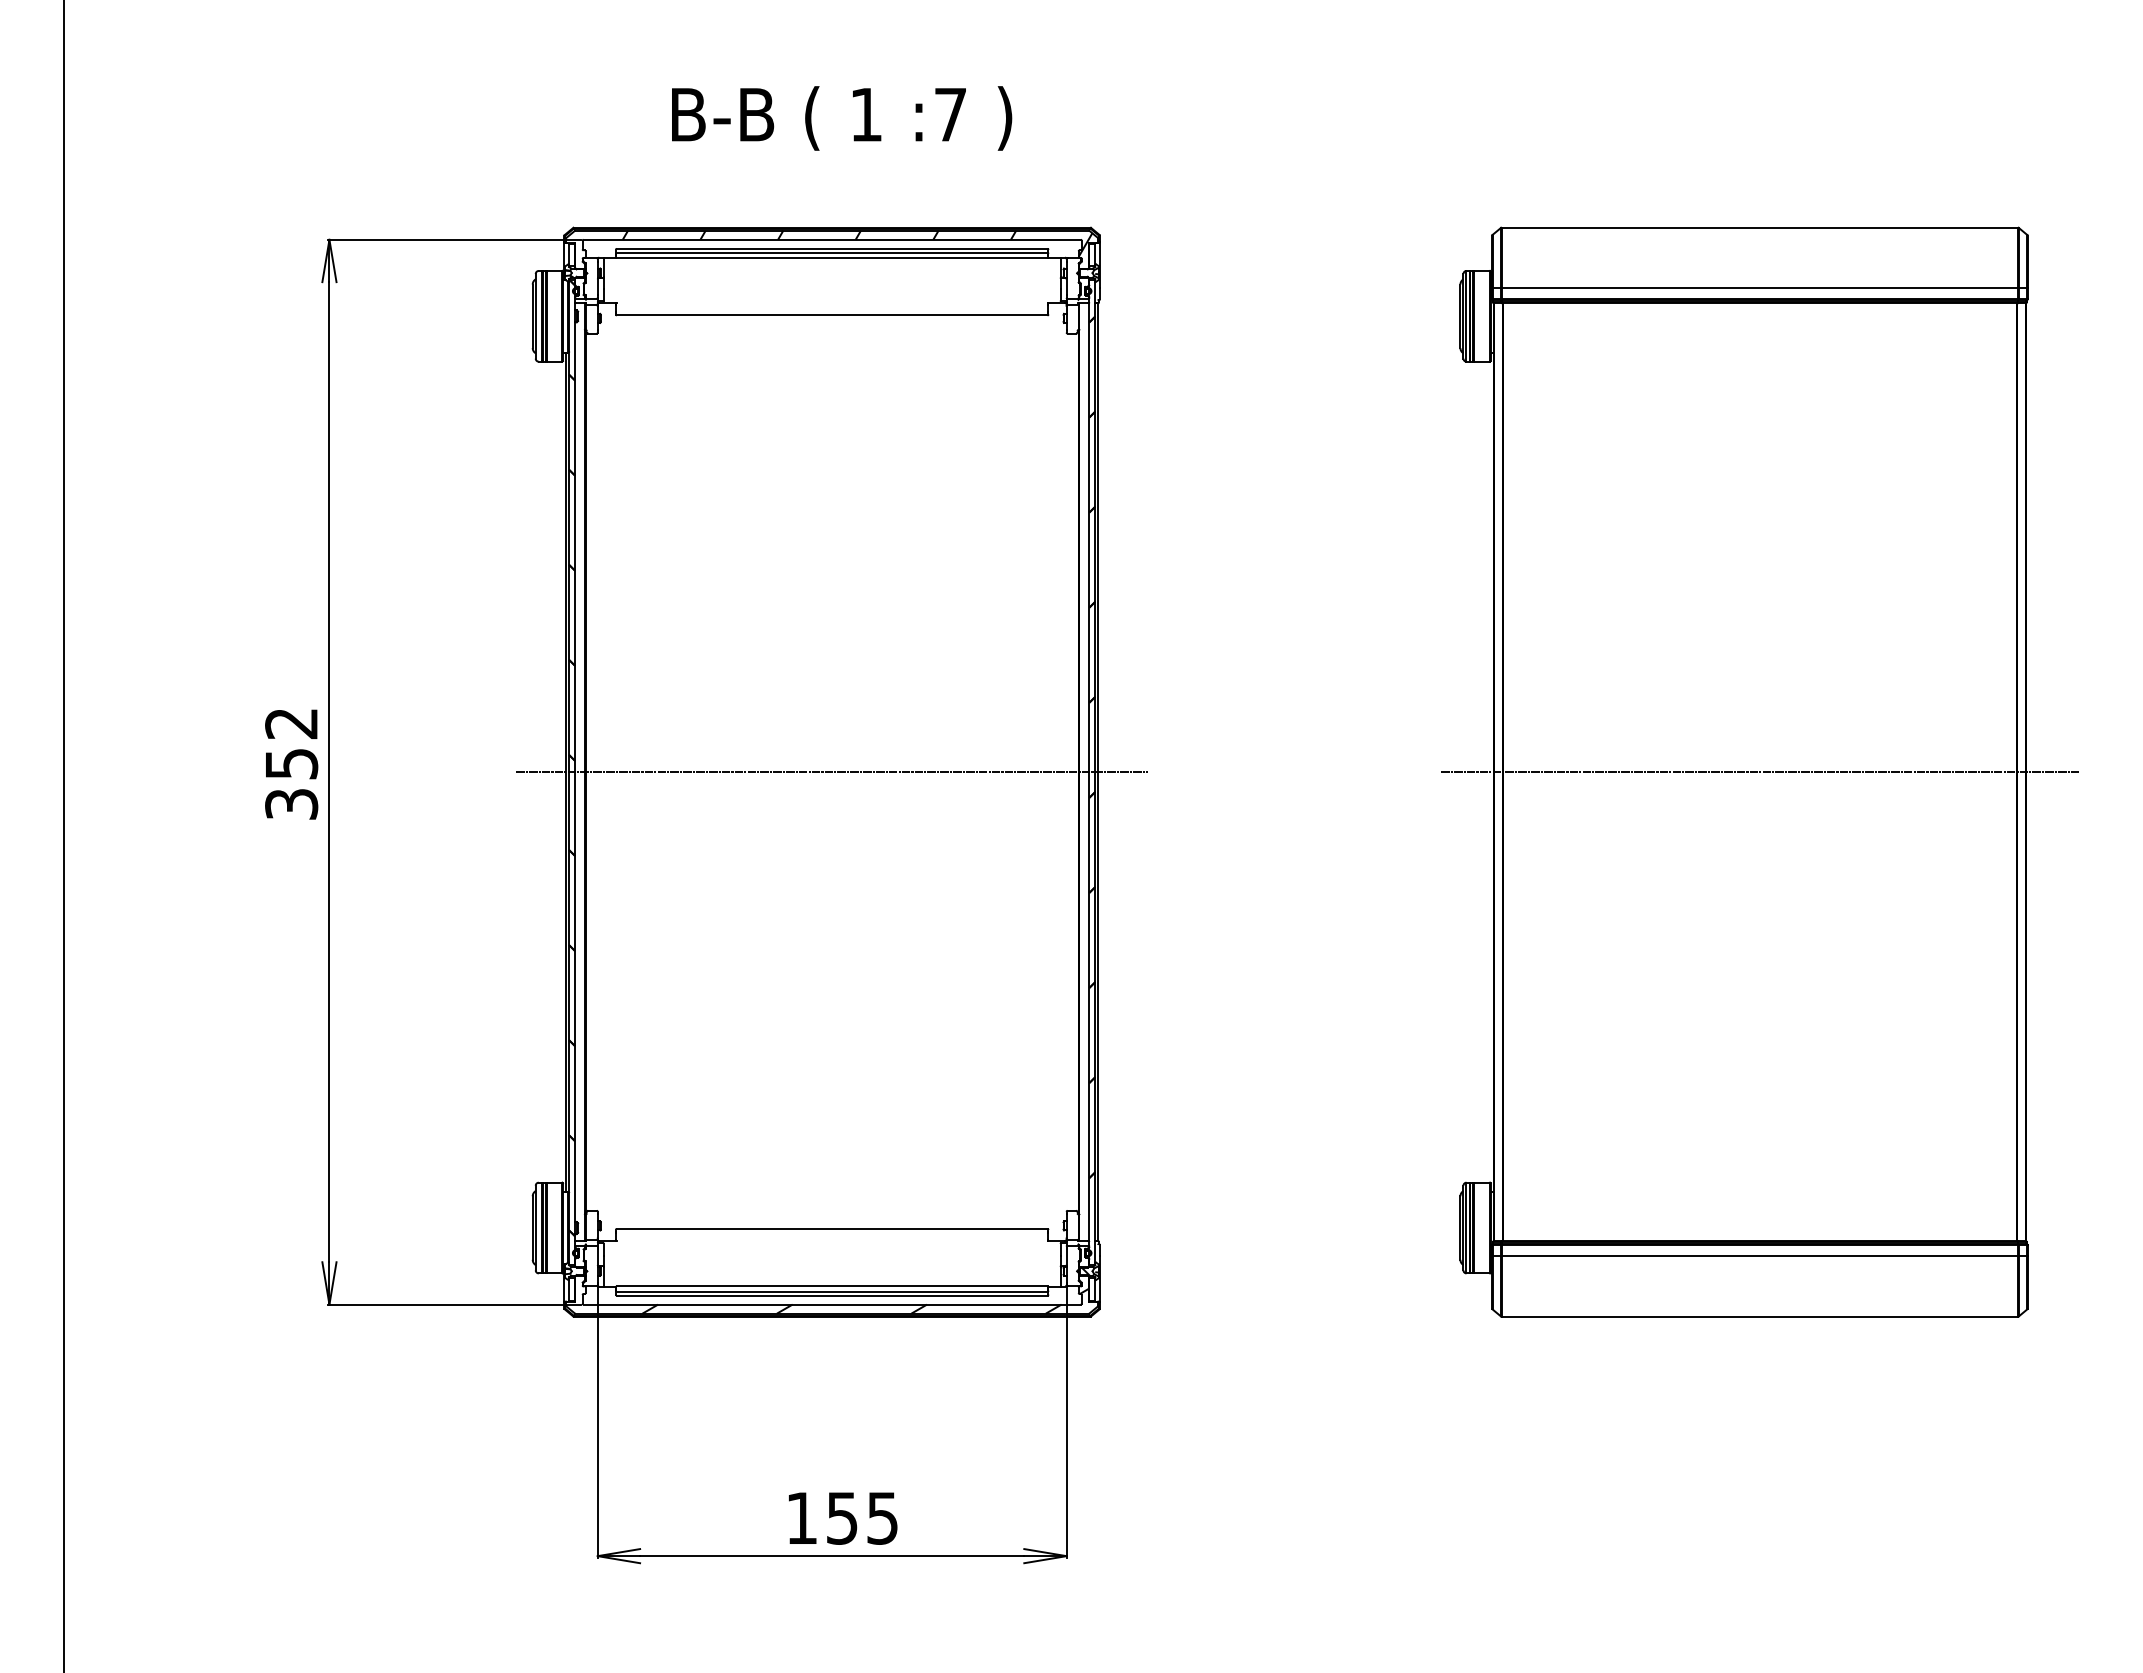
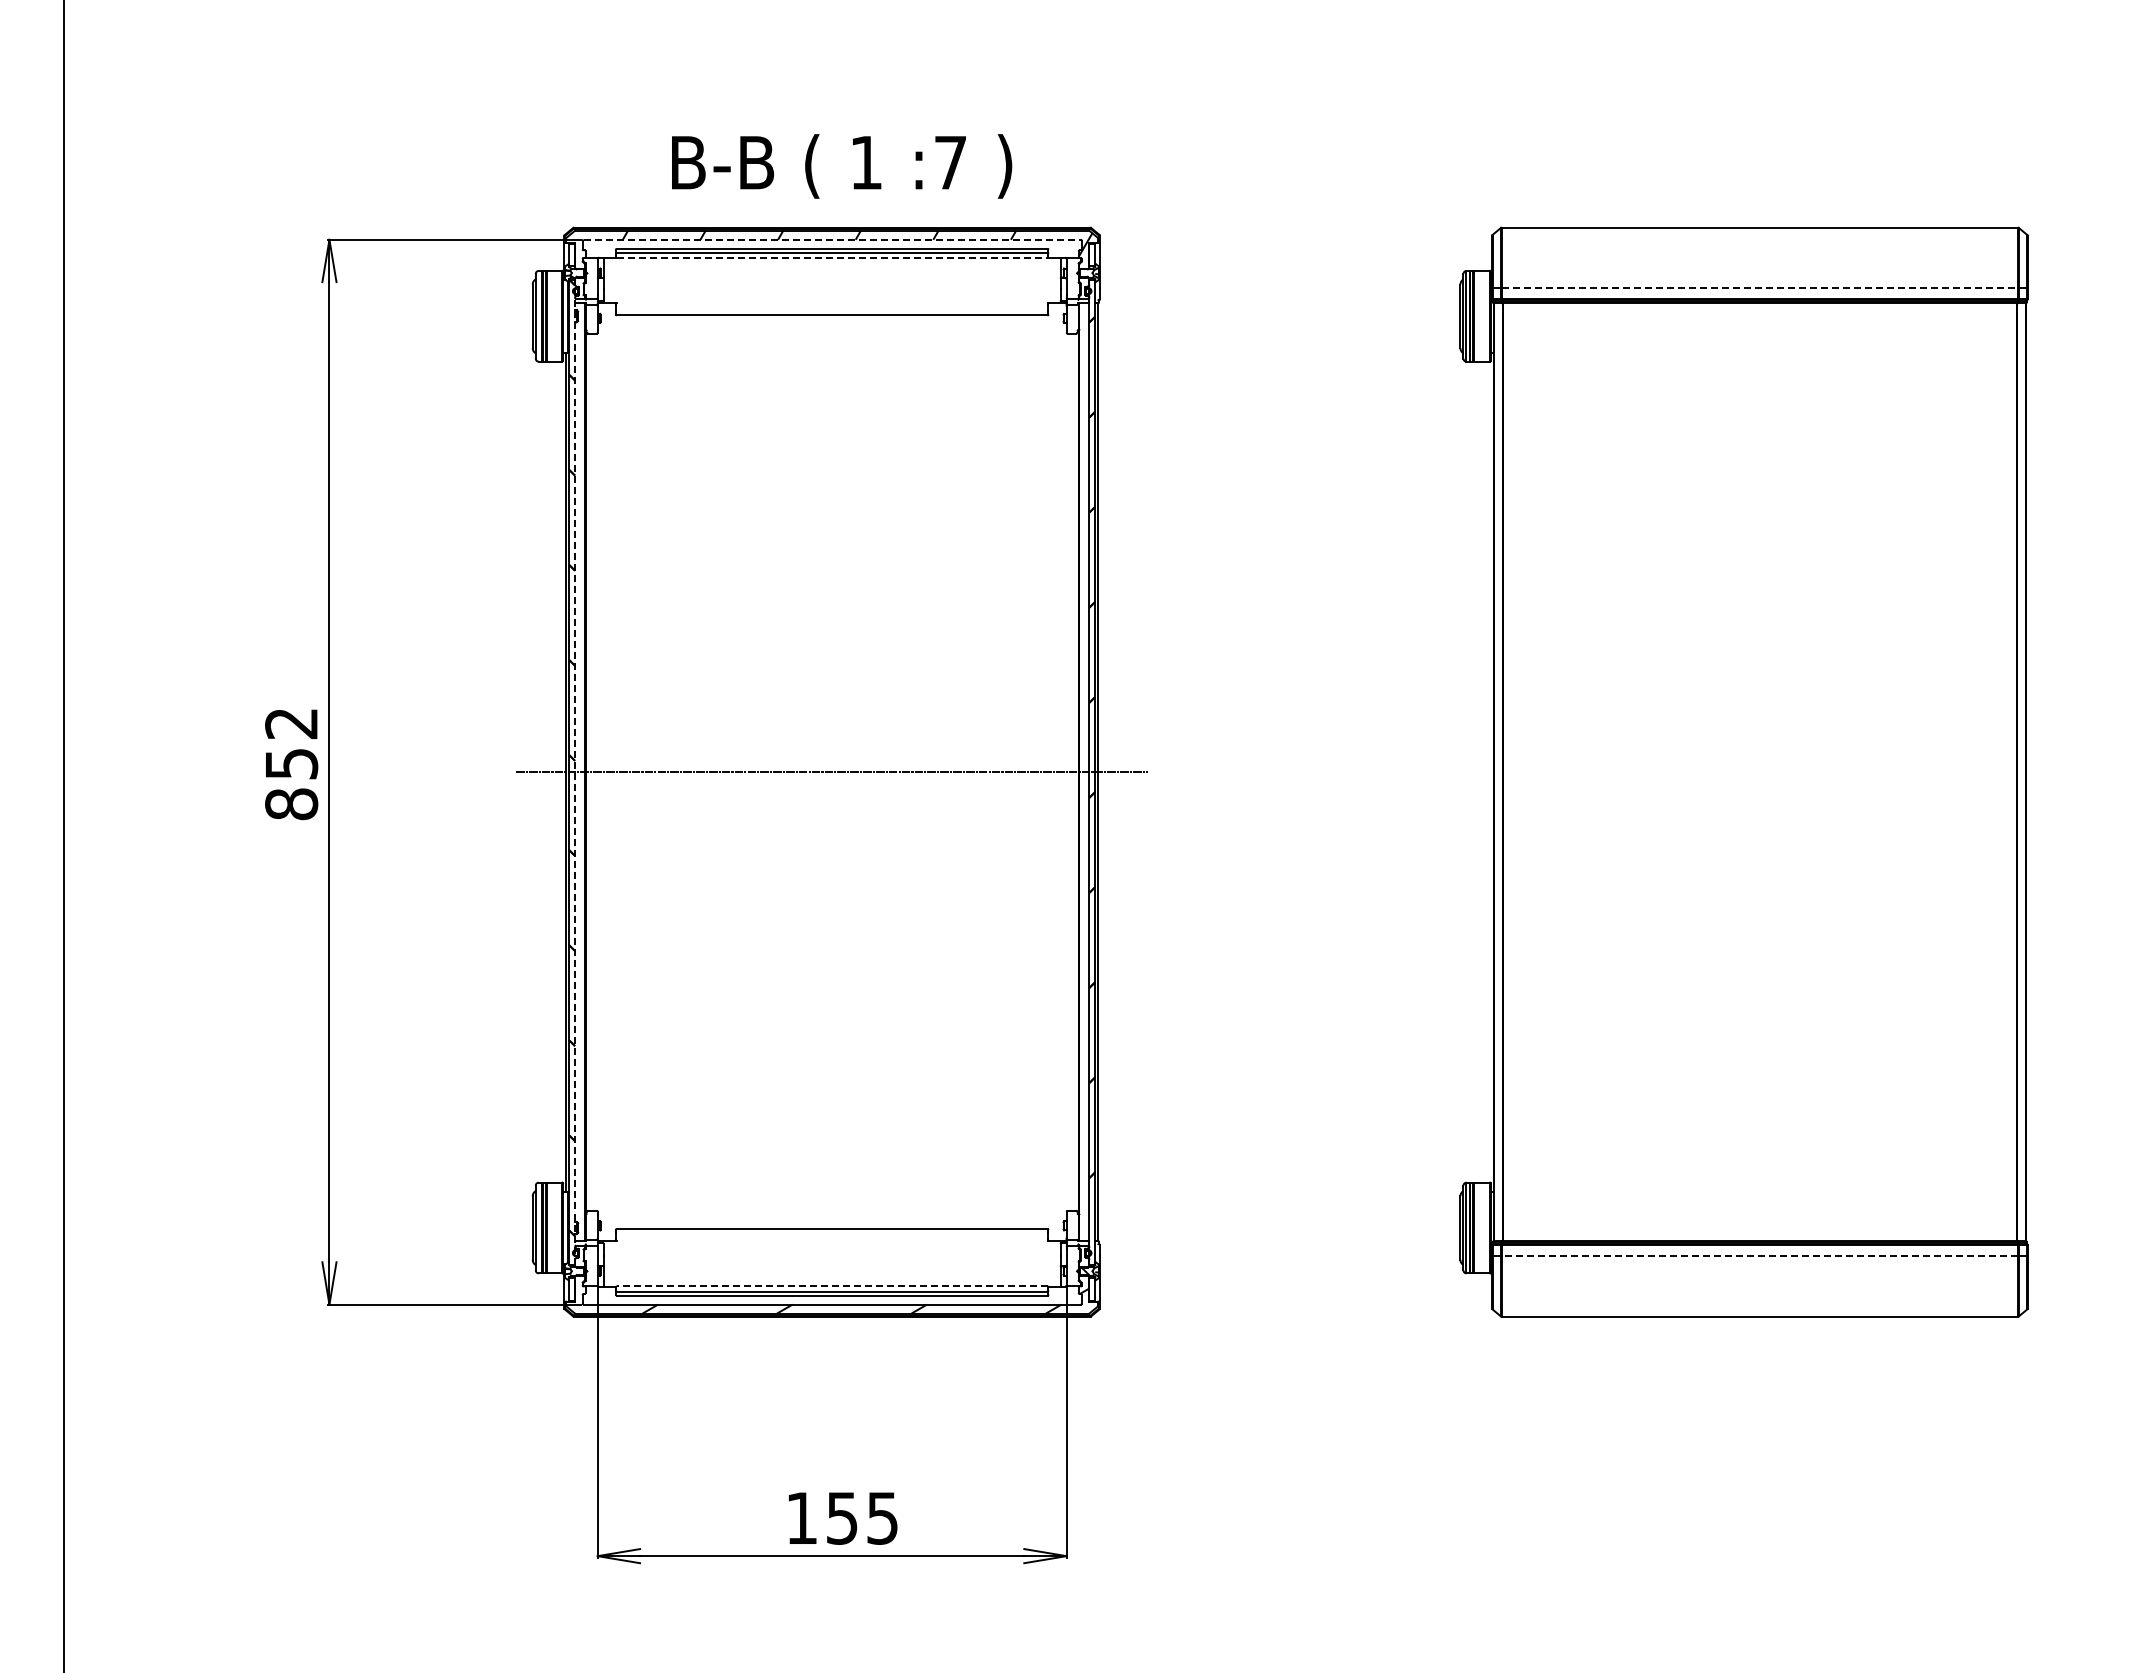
text position: (842, 118) -> (842, 166) (842, 166)
line: solid -> dashed (832, 239)
line: solid -> dashed (832, 257)
line: solid -> dashed (1760, 288)
line: solid -> dashed (575, 771)
line: present -> none (1759, 772)
text: 352 -> 852 (291, 804)
line: solid -> dashed (1759, 1256)
line: solid -> dashed (831, 1286)
